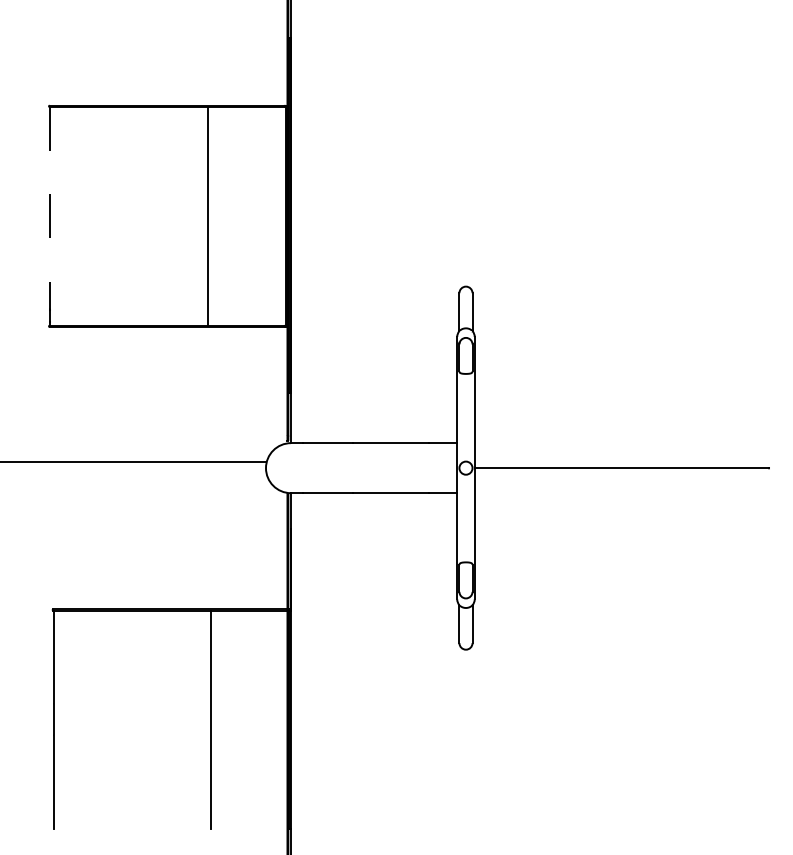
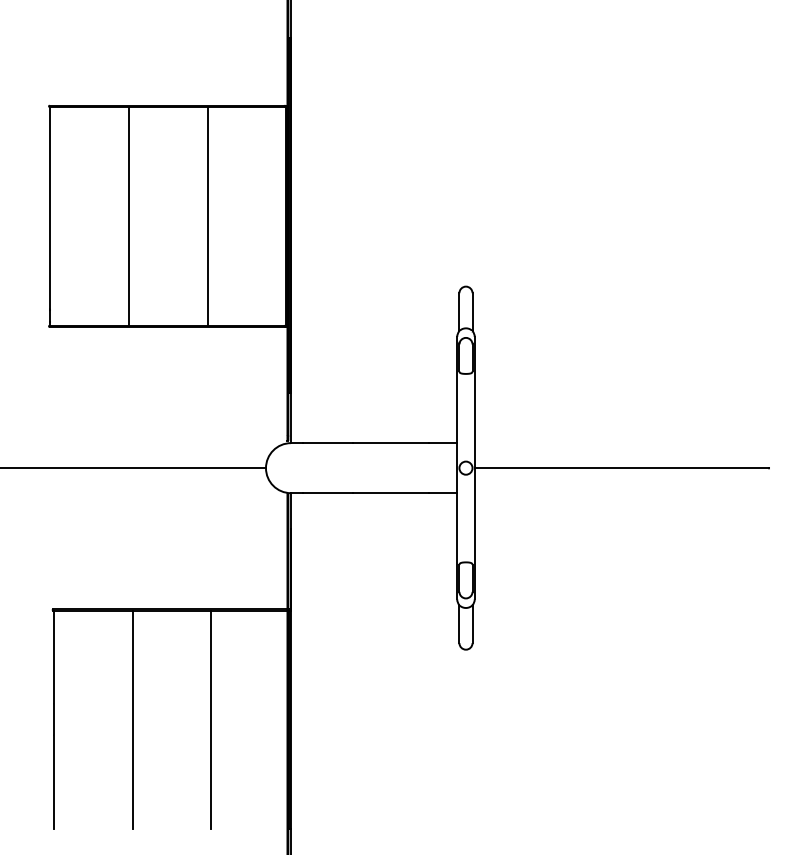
line: dashed -> solid (50, 215)
line: none -> present (128, 215)
line position: (134, 462) -> (134, 468) (134, 468)
line: none -> present (132, 719)
